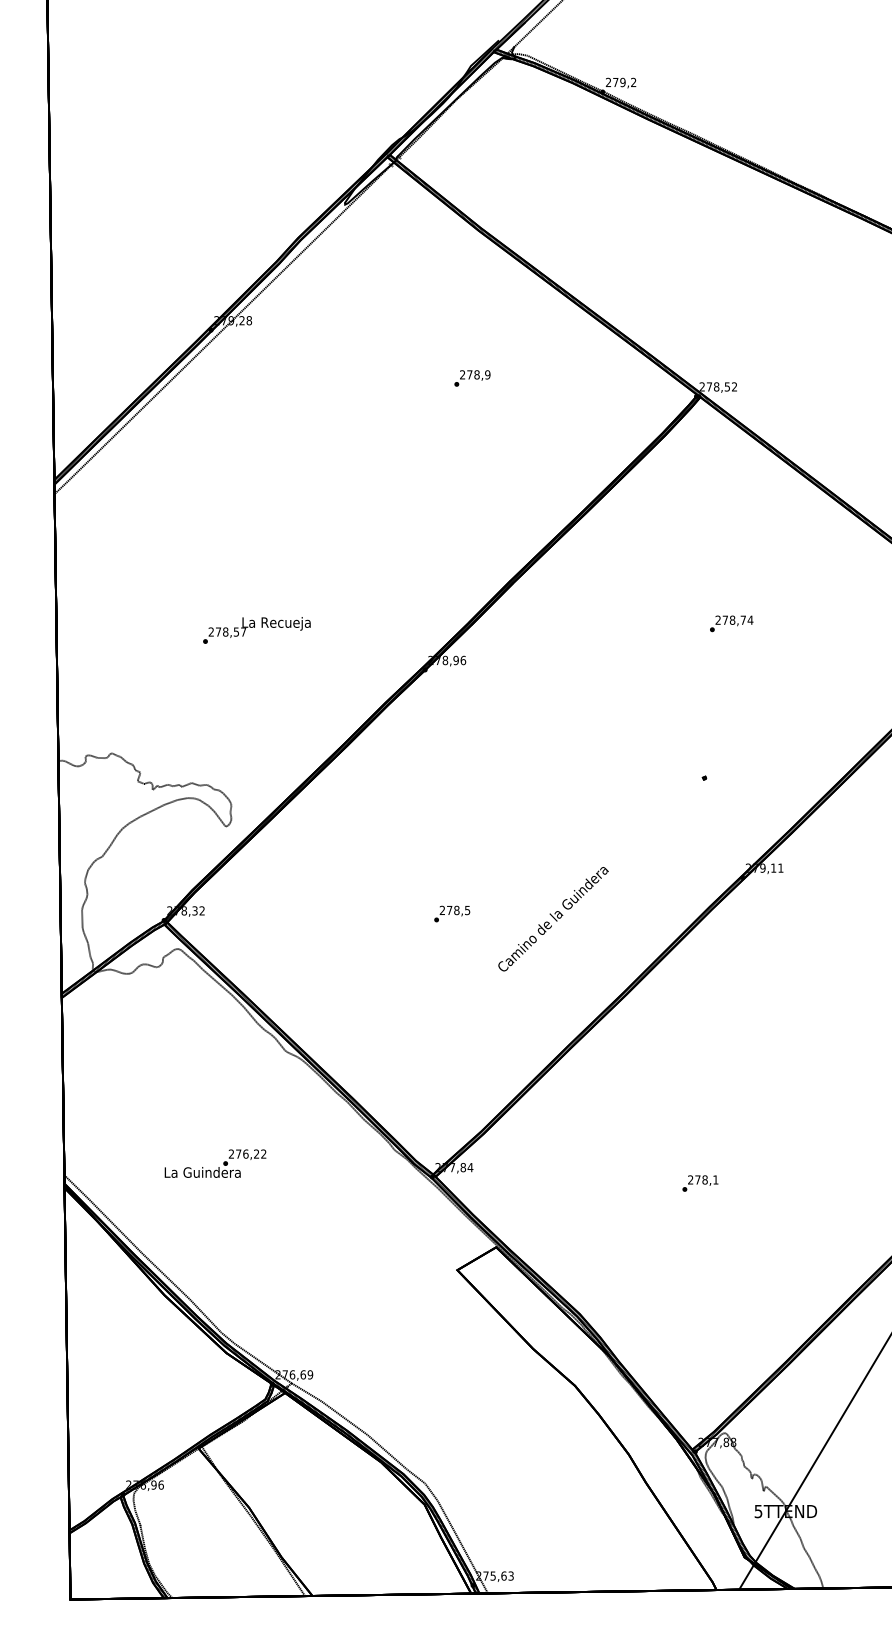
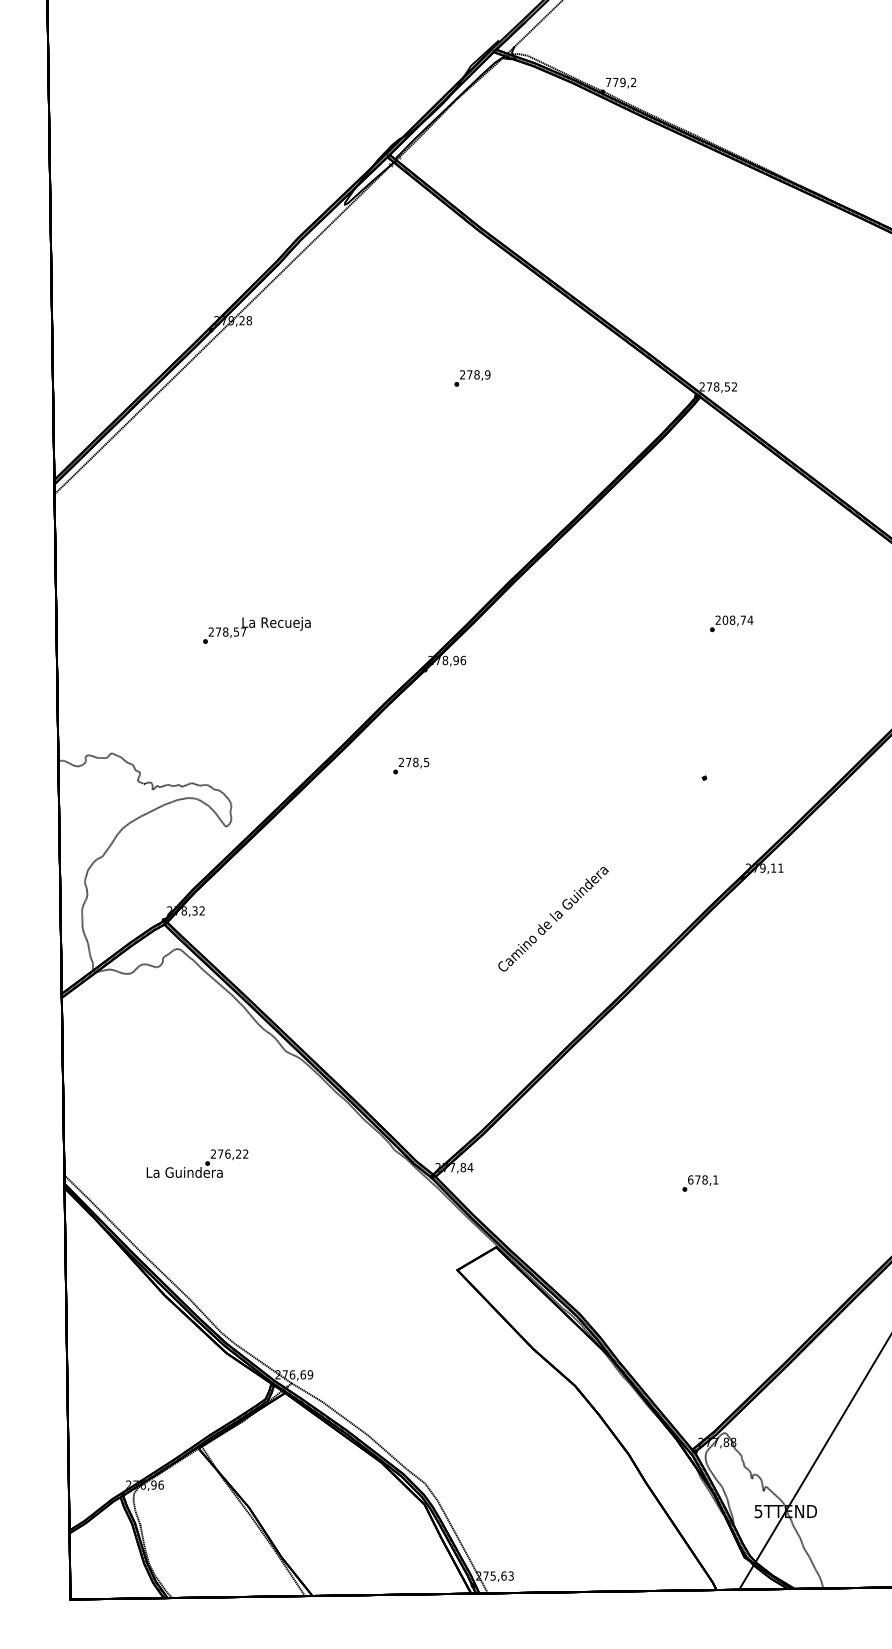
text: 279,2 -> 779,2 (608, 81)
text: 278,74 -> 208,74 (725, 619)
text position: (452, 913) -> (411, 765) (411, 765)
text position: (215, 1163) -> (197, 1163) (197, 1163)
text: 278,1 -> 678,1 (690, 1179)
